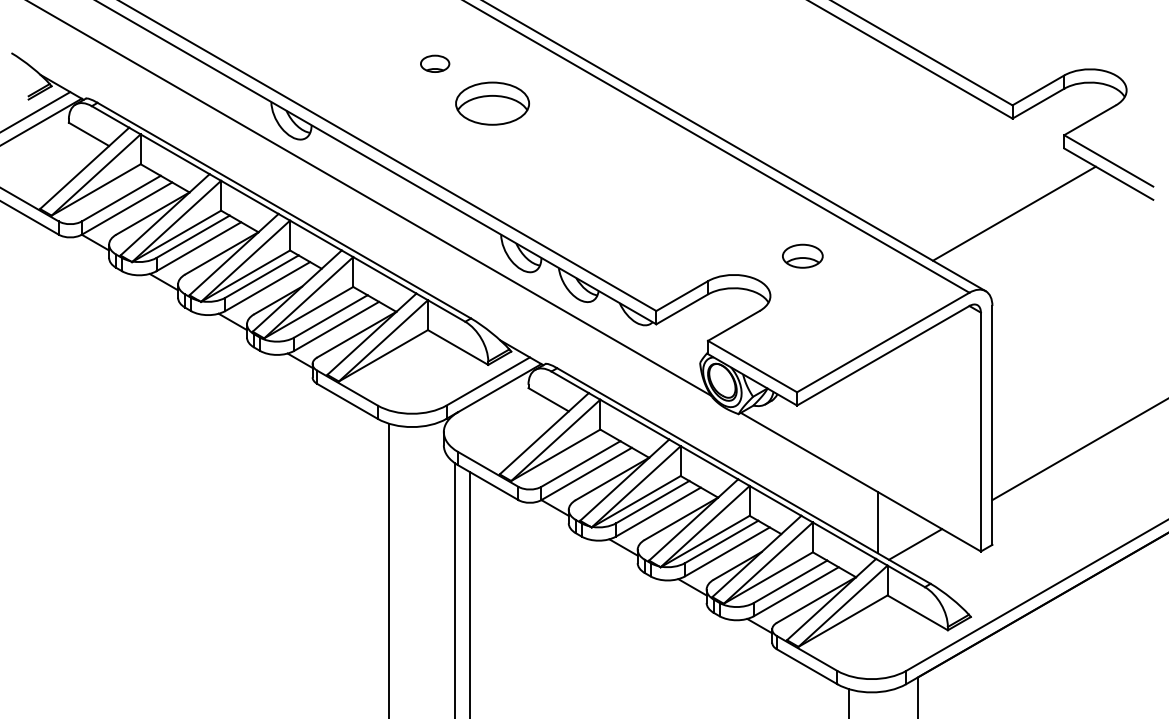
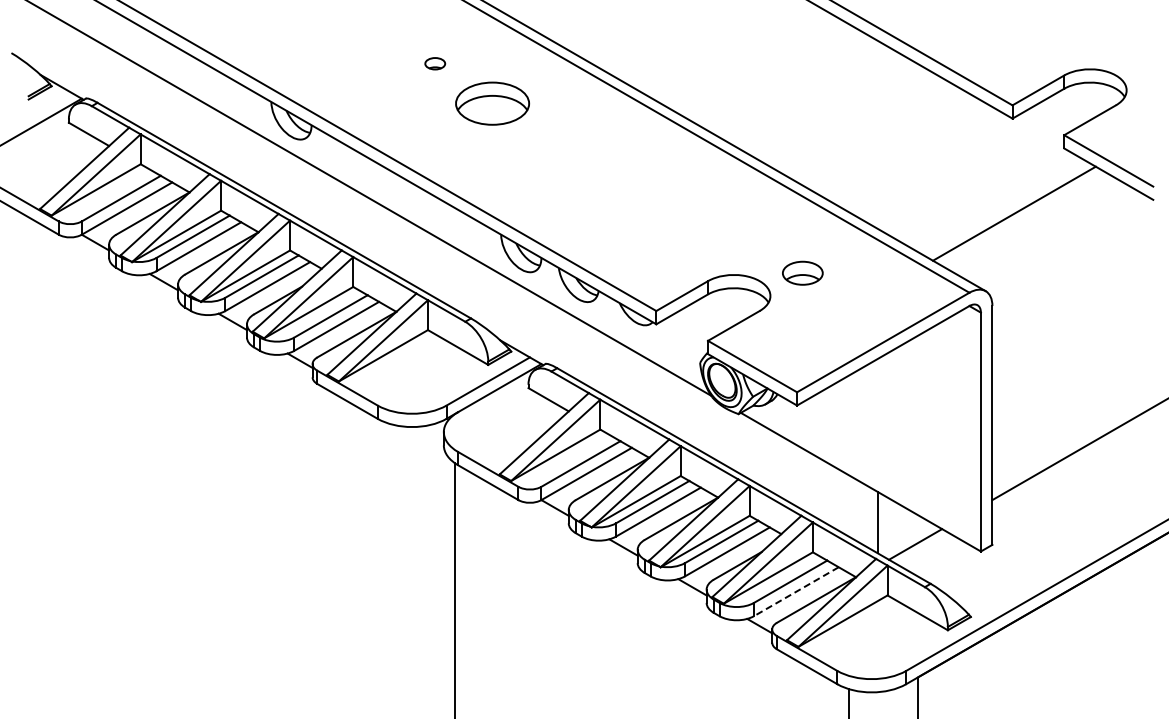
part size: 31x19 px -> 23x14 px (435, 63)
line: present -> none (36, 111)
part position: (802, 255) -> (802, 272) (802, 272)
line: present -> none (389, 569)
line: solid -> dashed (796, 591)
line: present -> none (469, 593)
